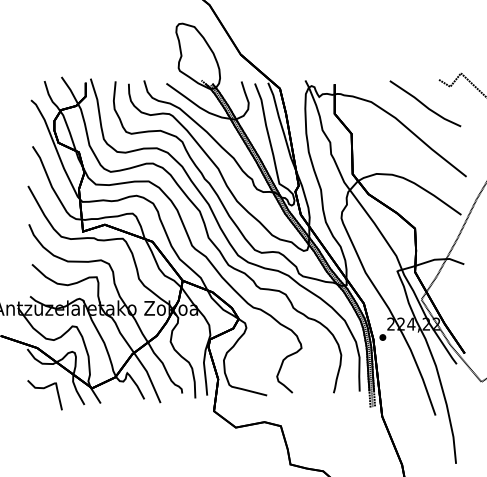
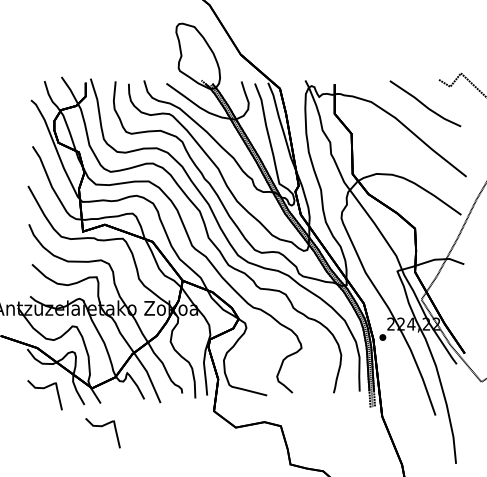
part: none -> present (101, 427)
